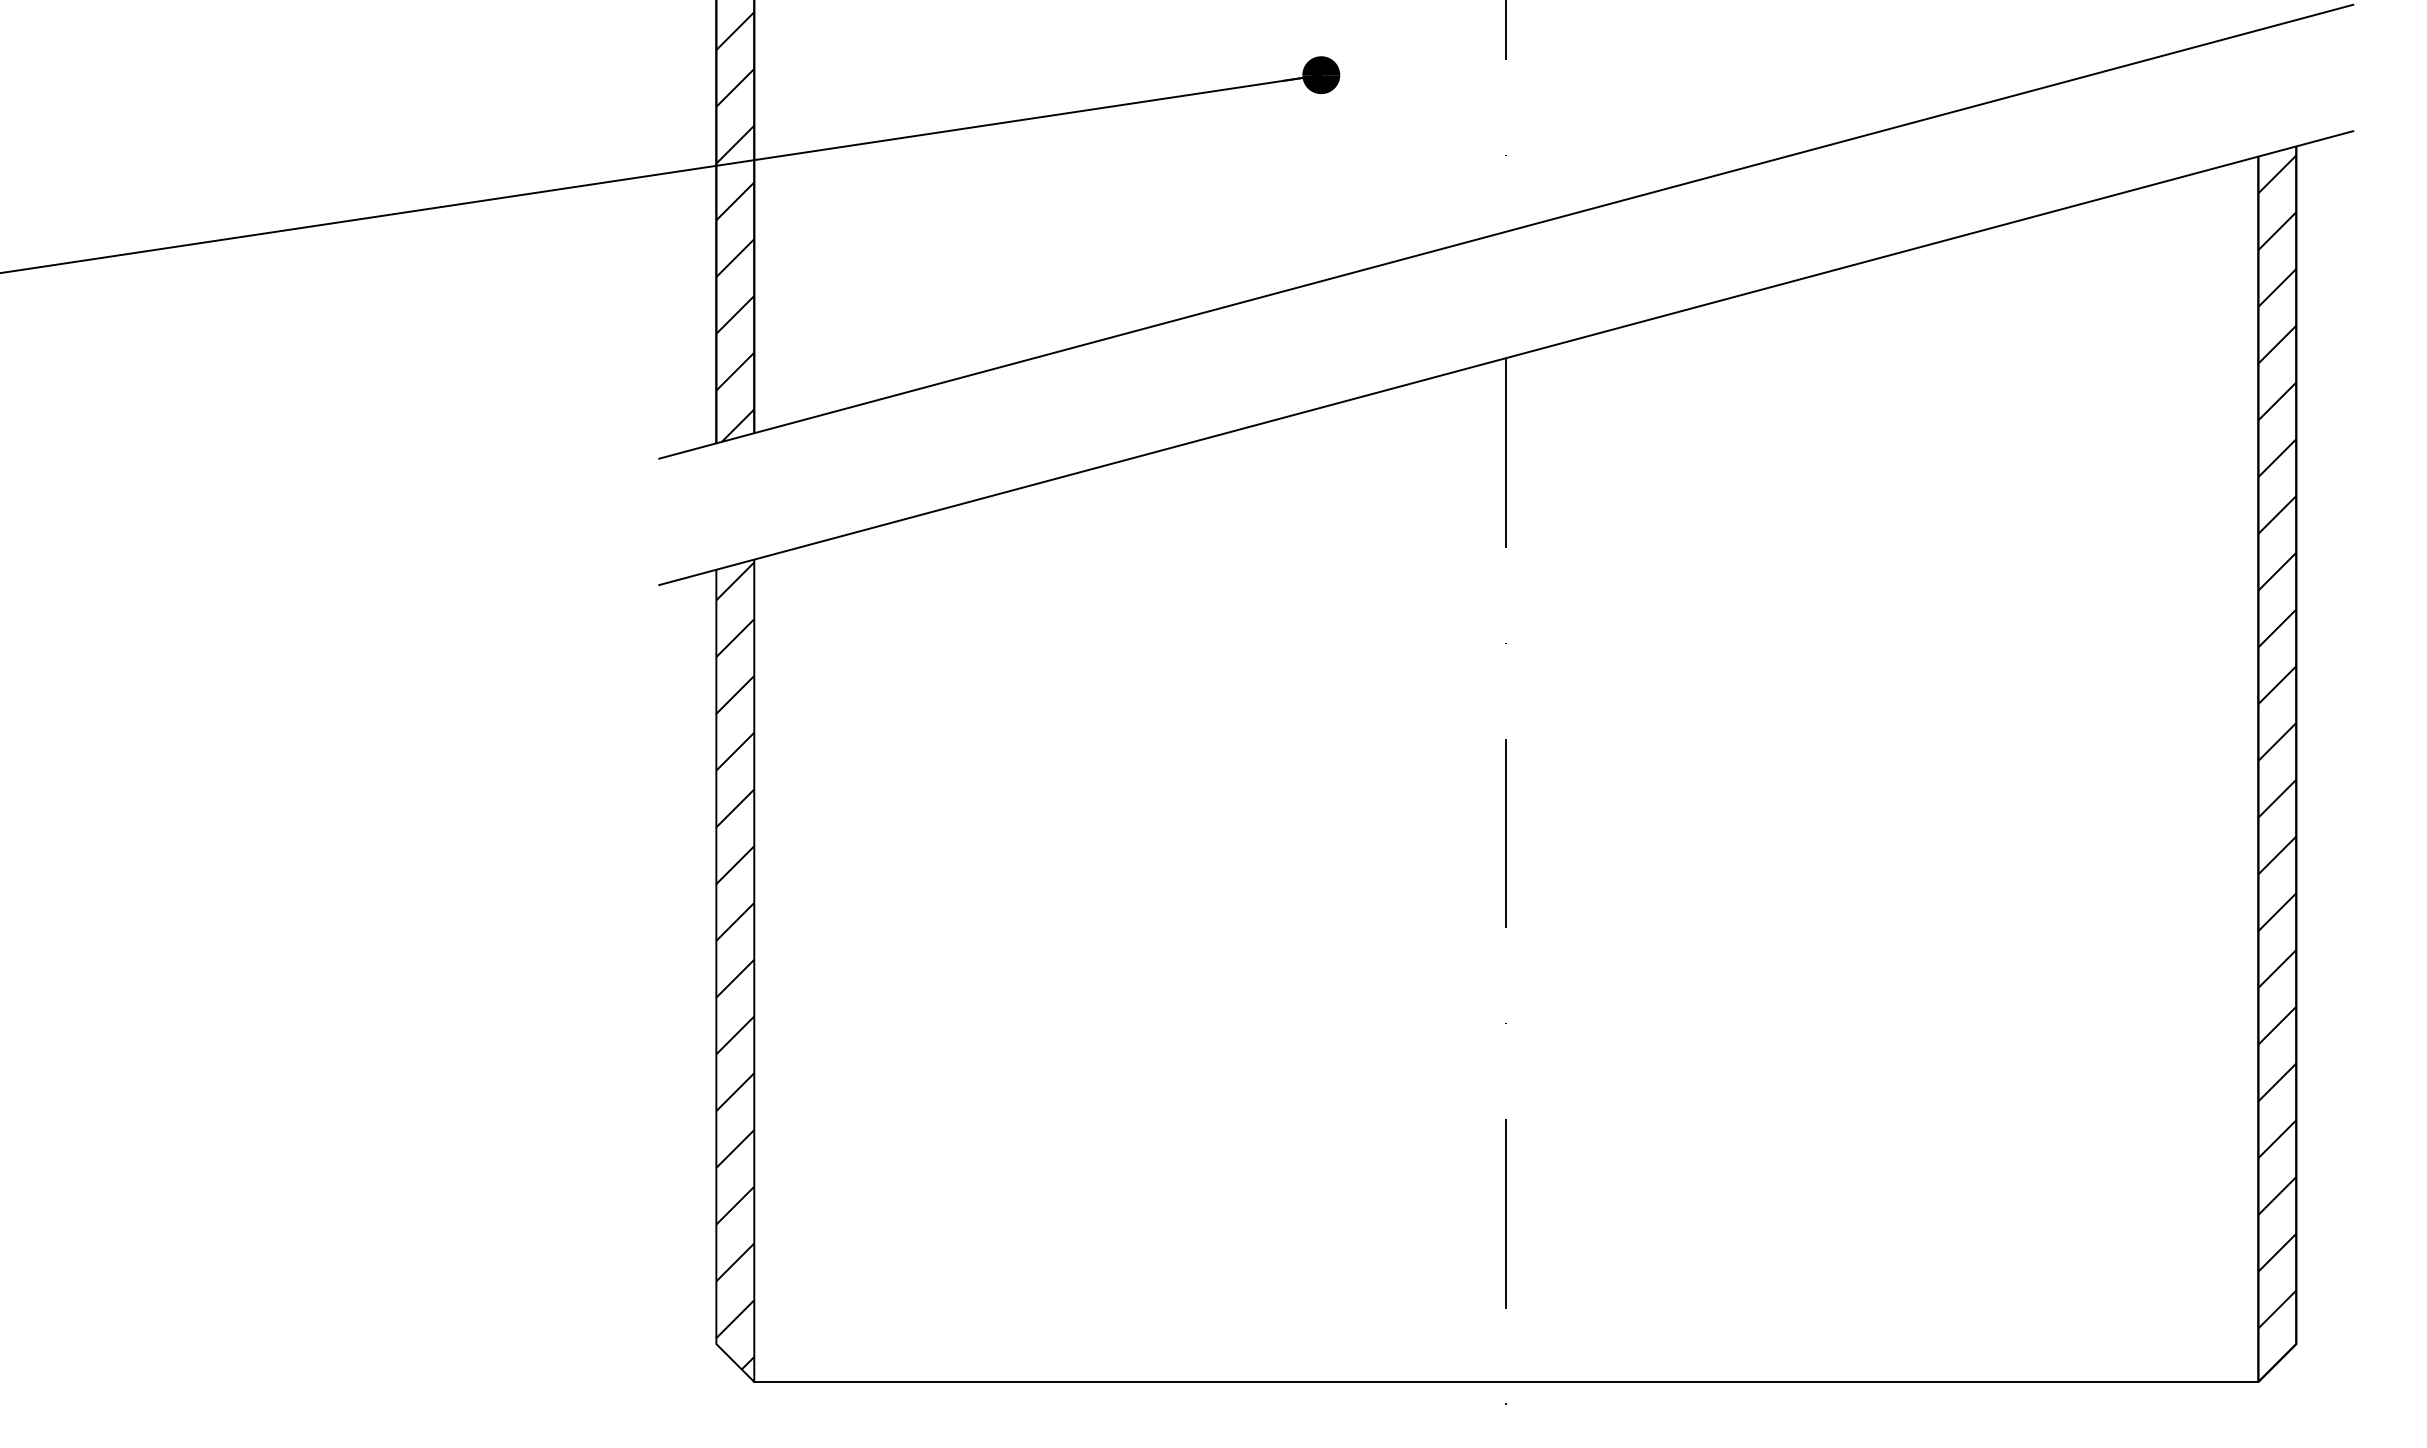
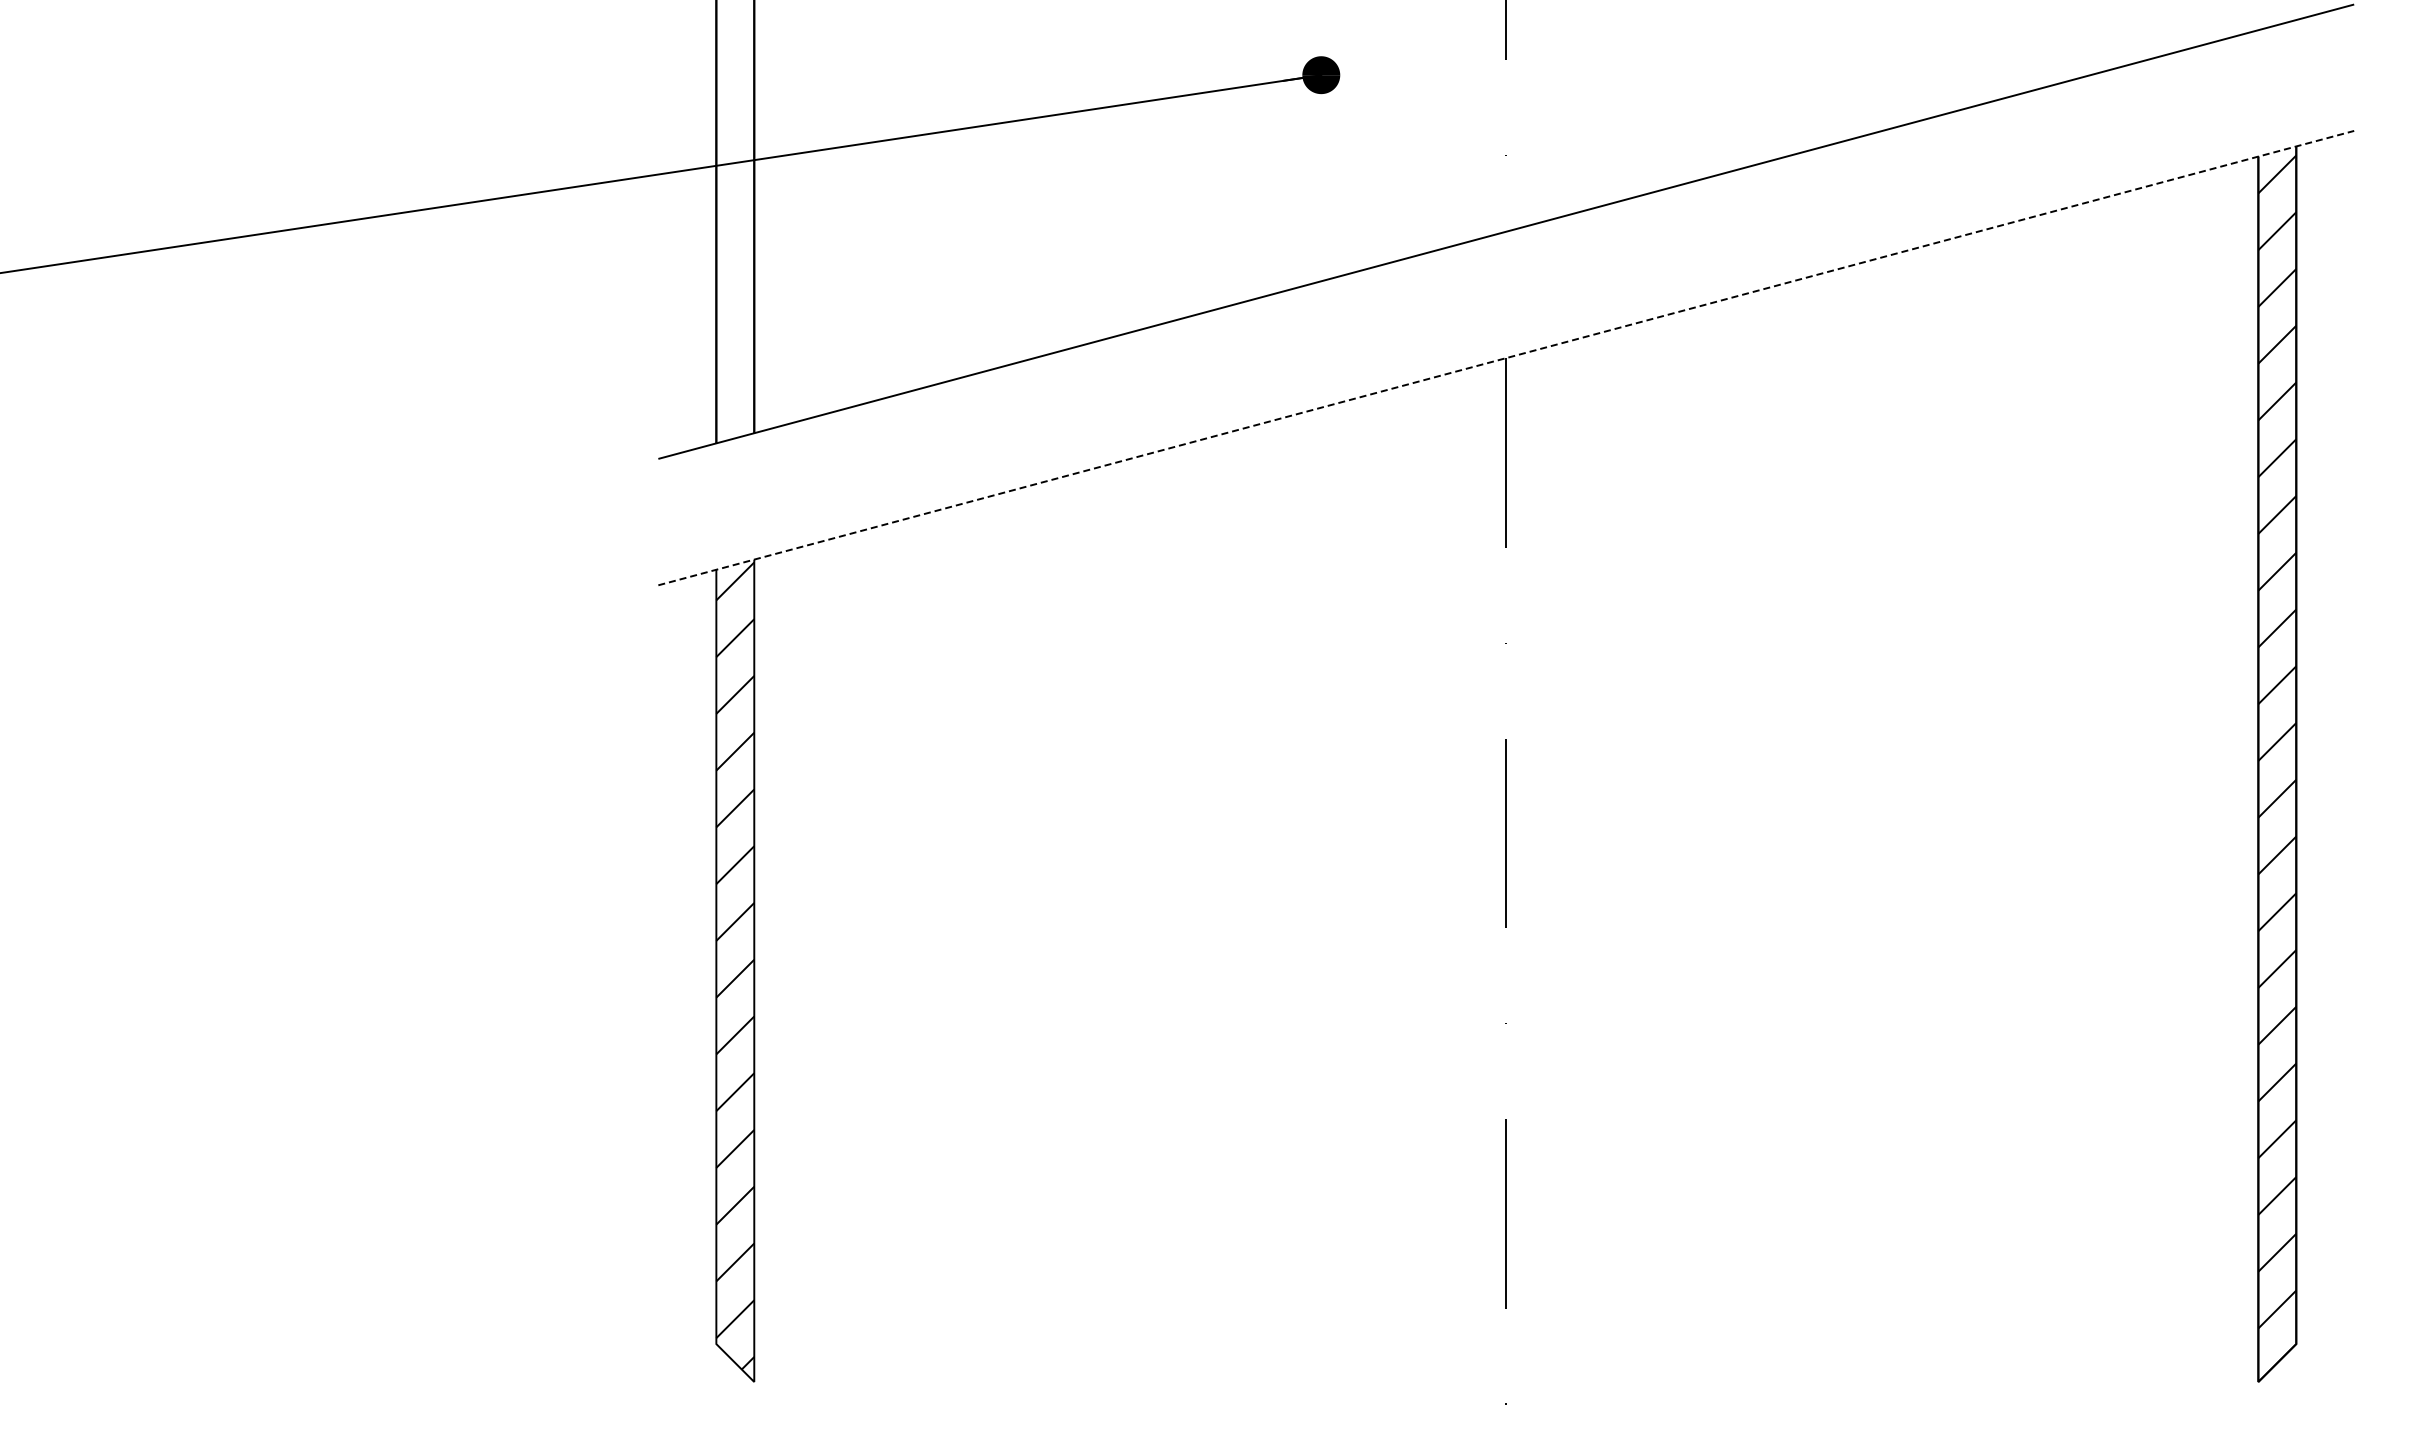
hatch: present -> none (735, 226)
line: solid -> dashed (1506, 358)
line: present -> none (1506, 1381)
